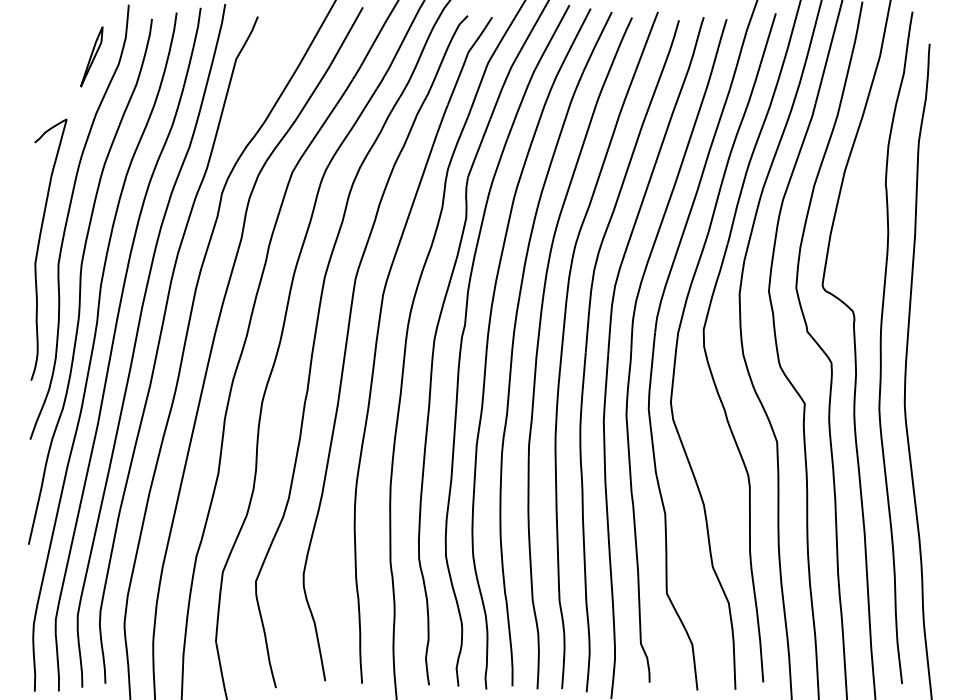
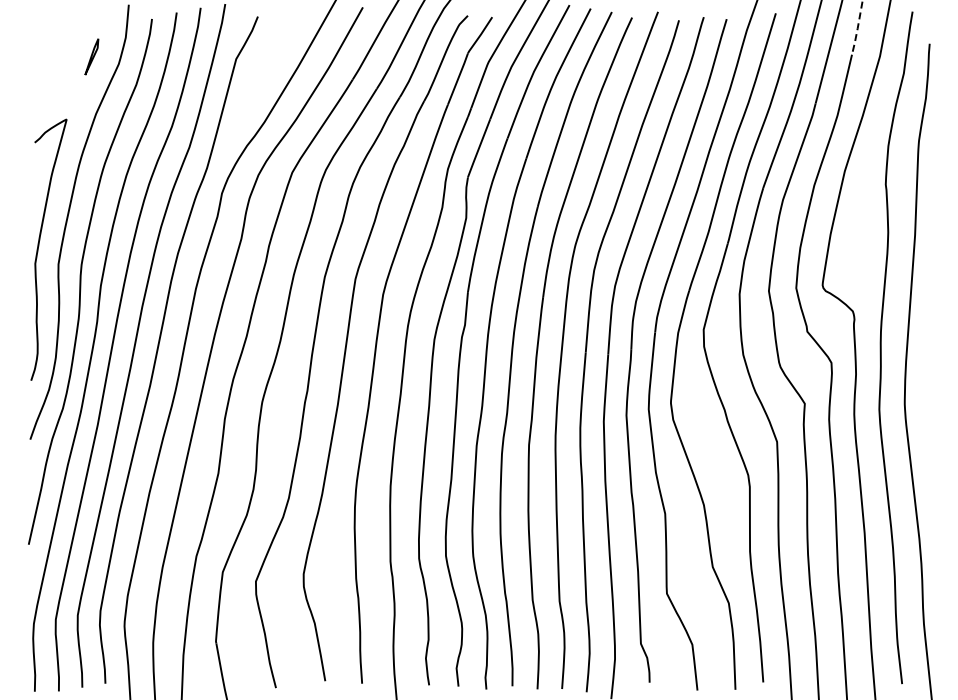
line: solid -> dashed (857, 28)
part size: 24x62 px -> 16x38 px (91, 56)
